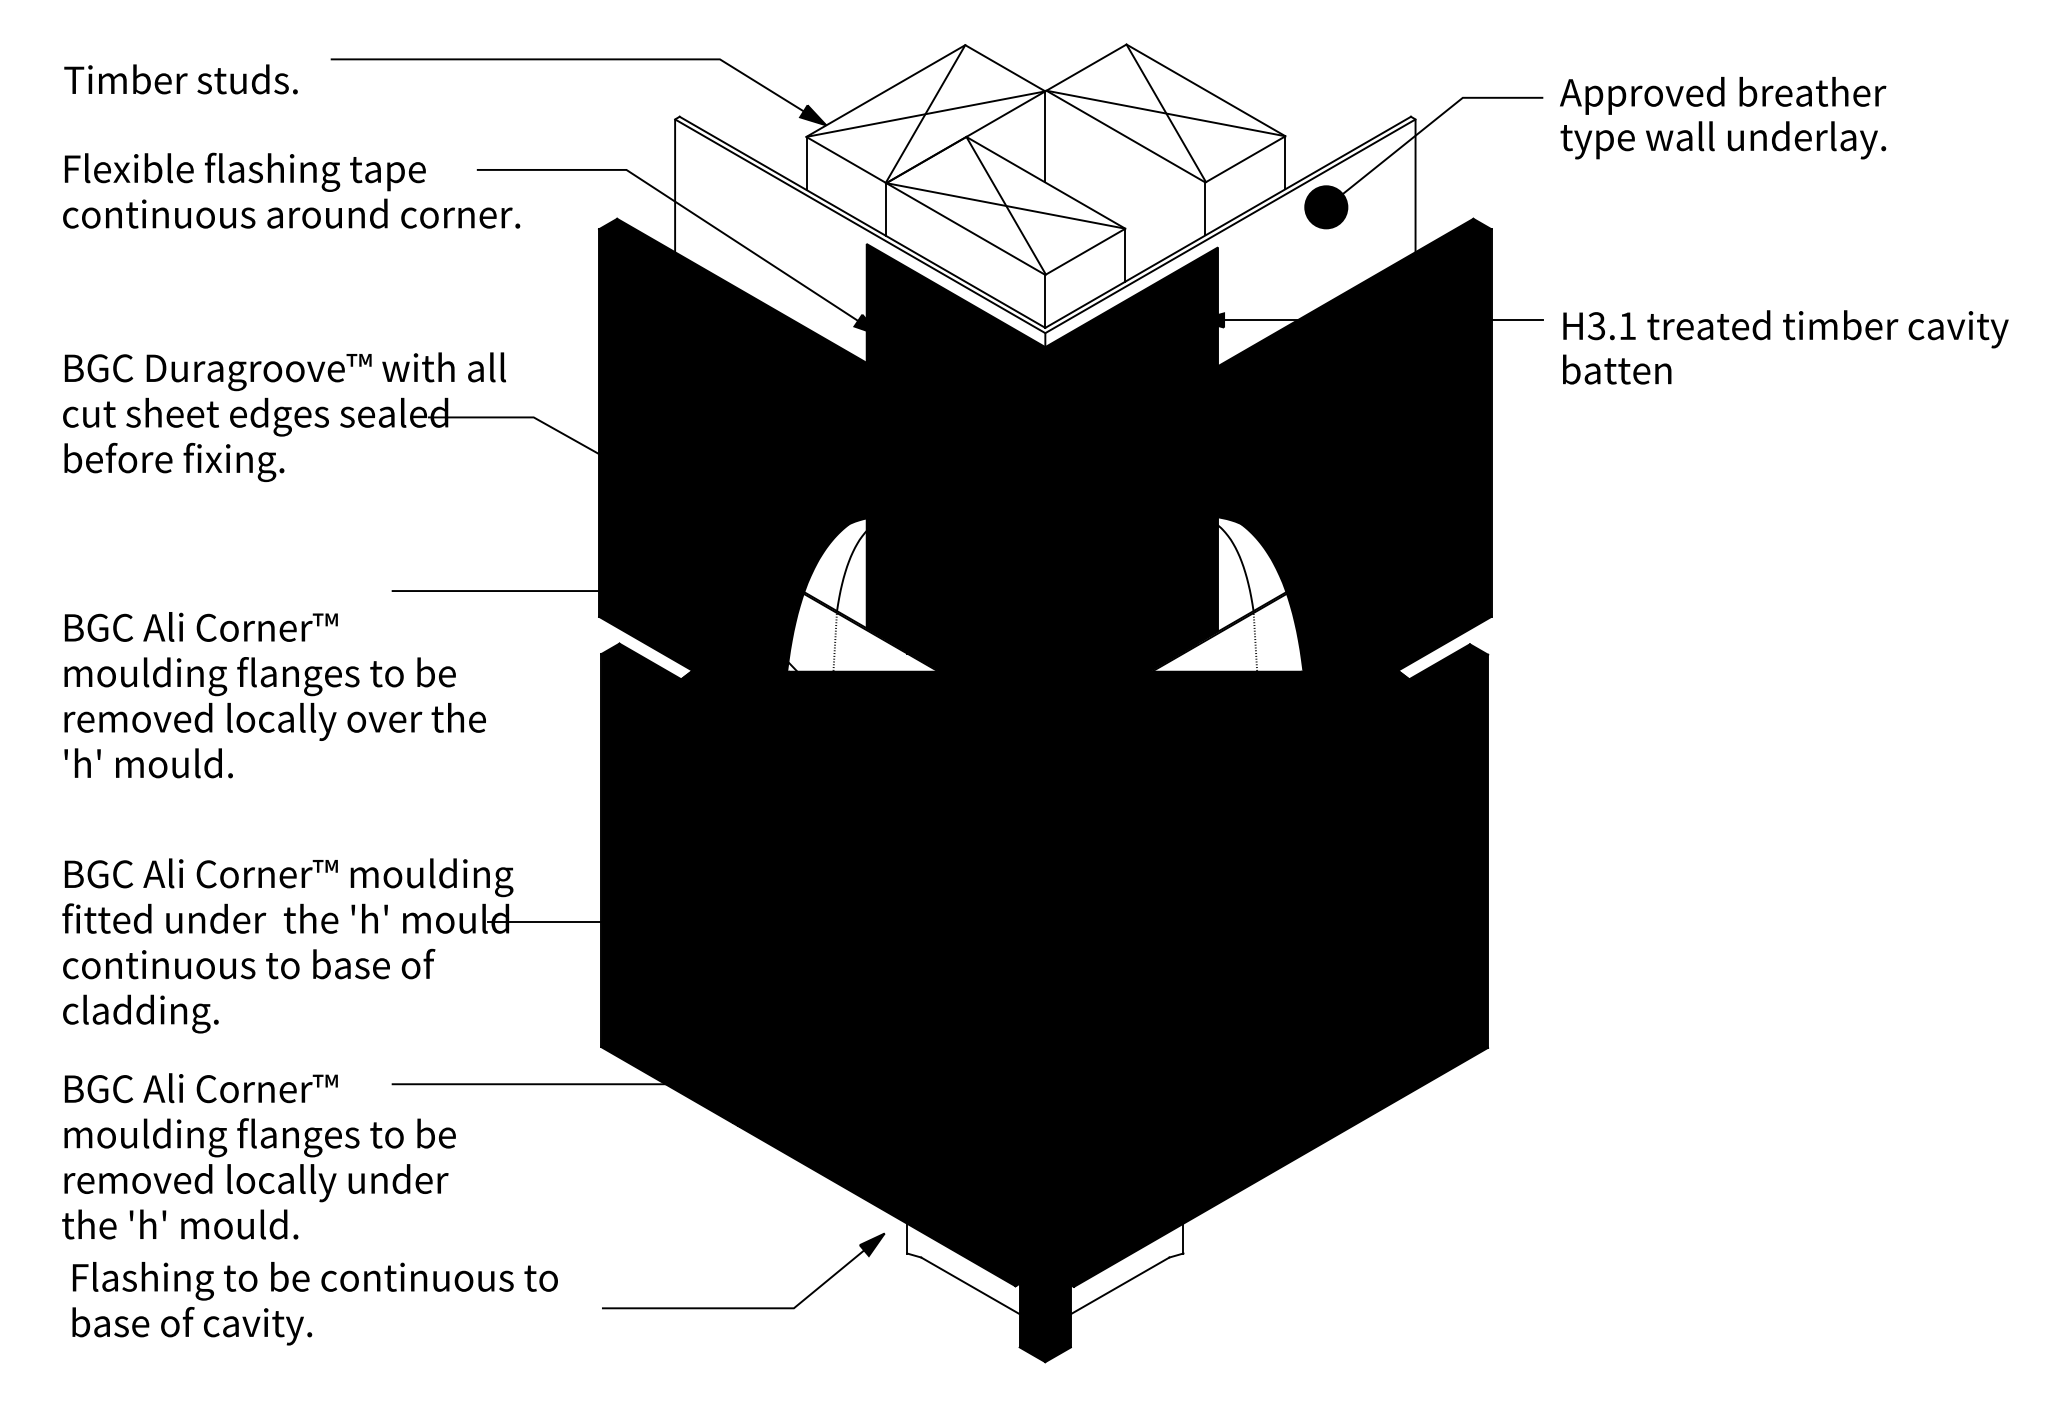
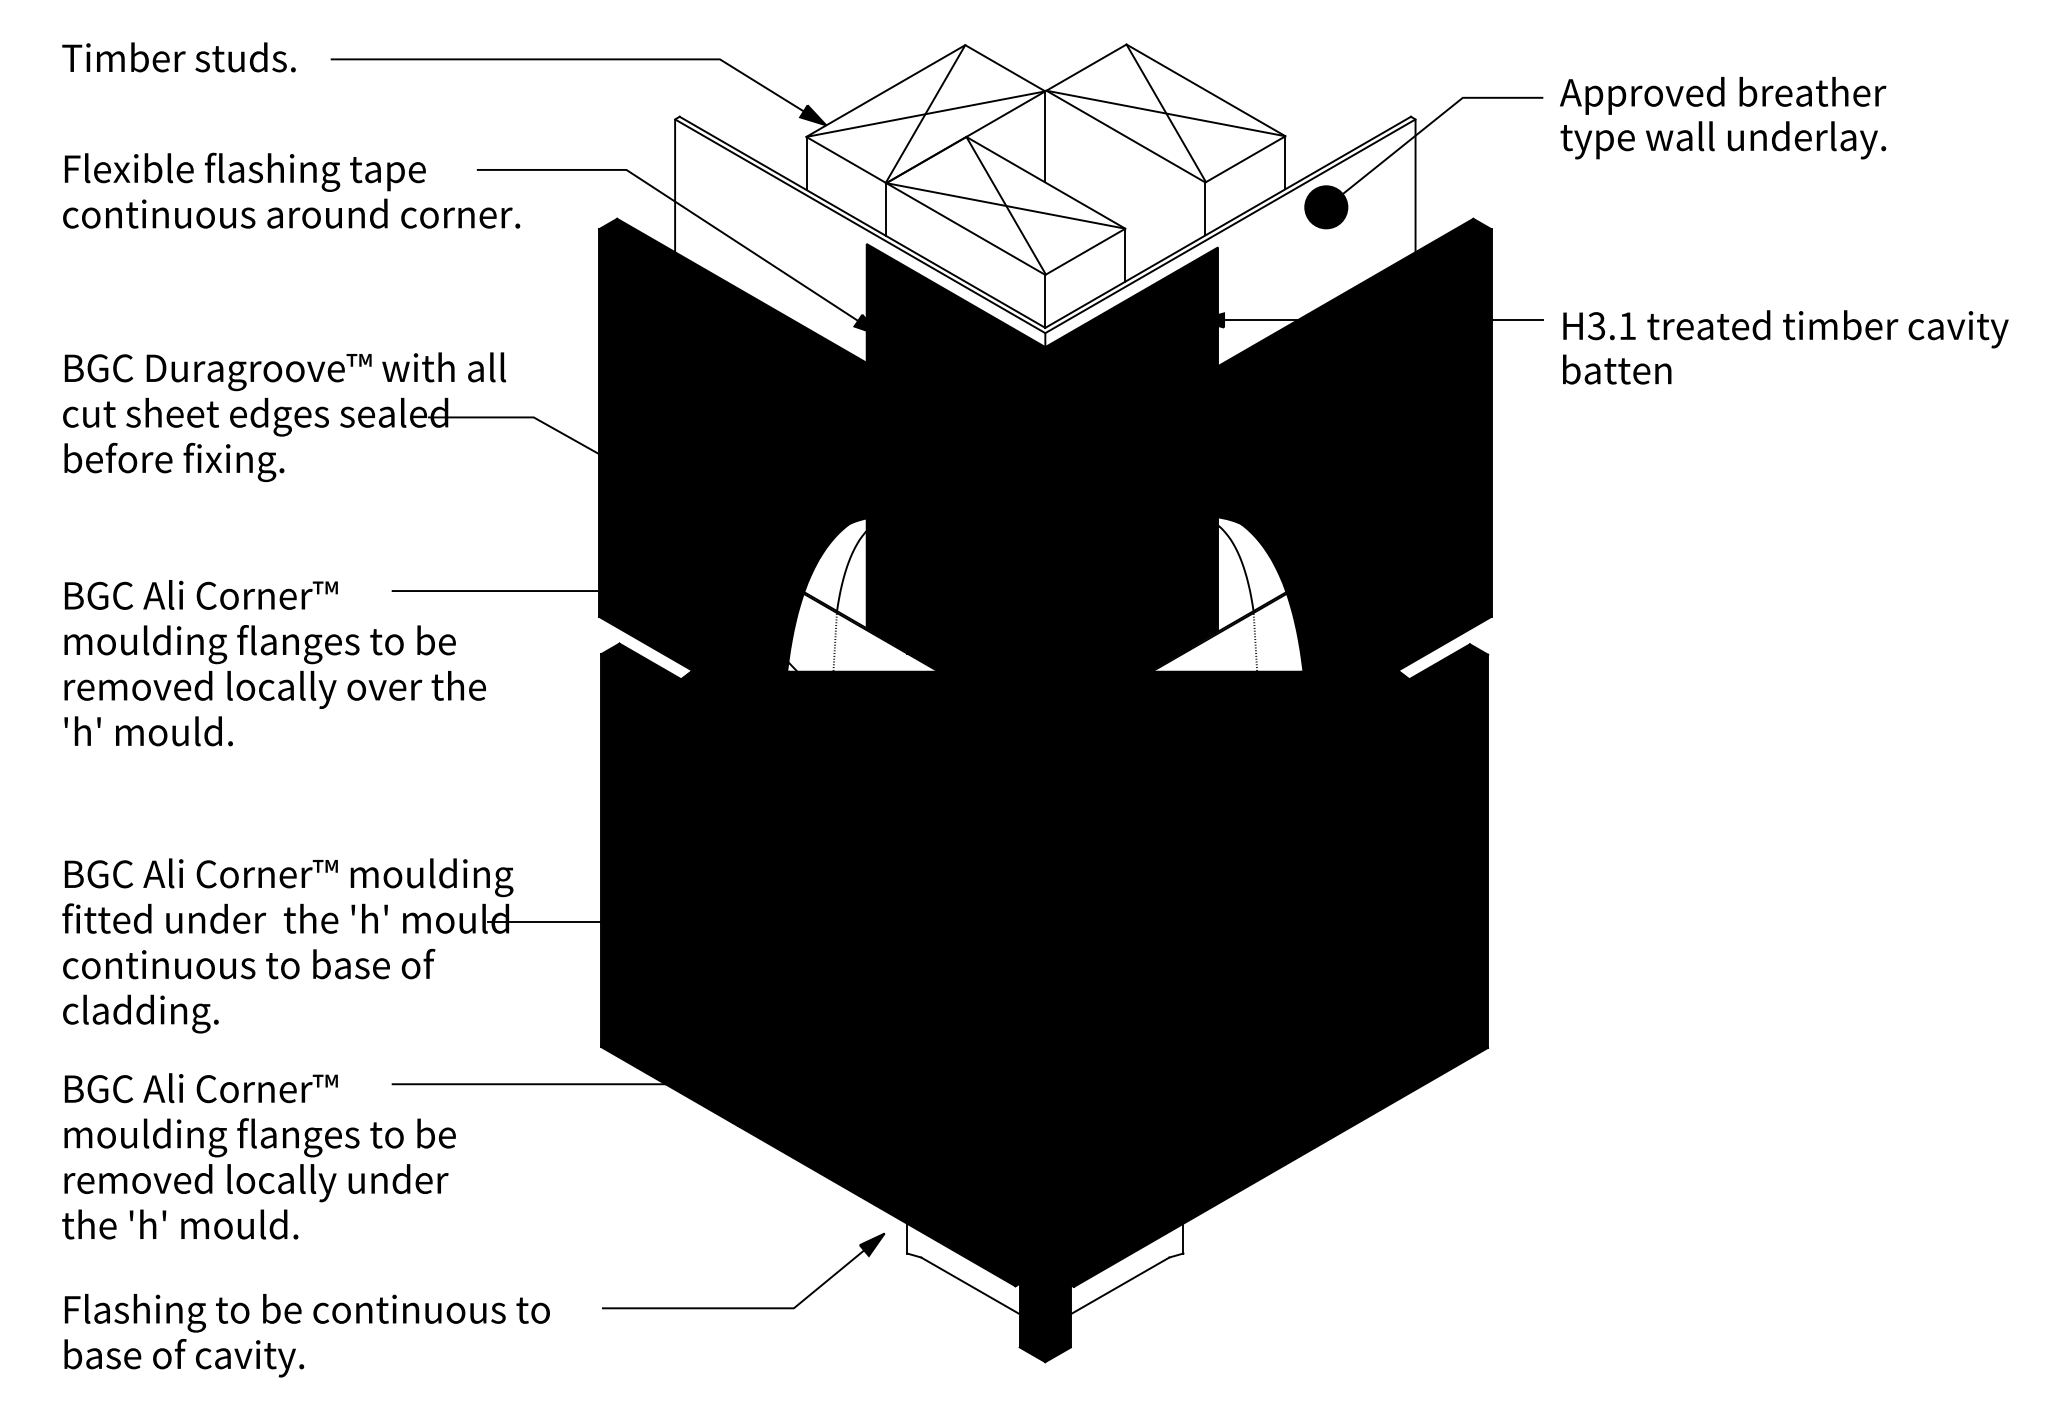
text position: (180, 79) -> (178, 57) (178, 57)
text position: (274, 695) -> (274, 663) (274, 663)
text position: (314, 1303) -> (306, 1335) (306, 1335)
